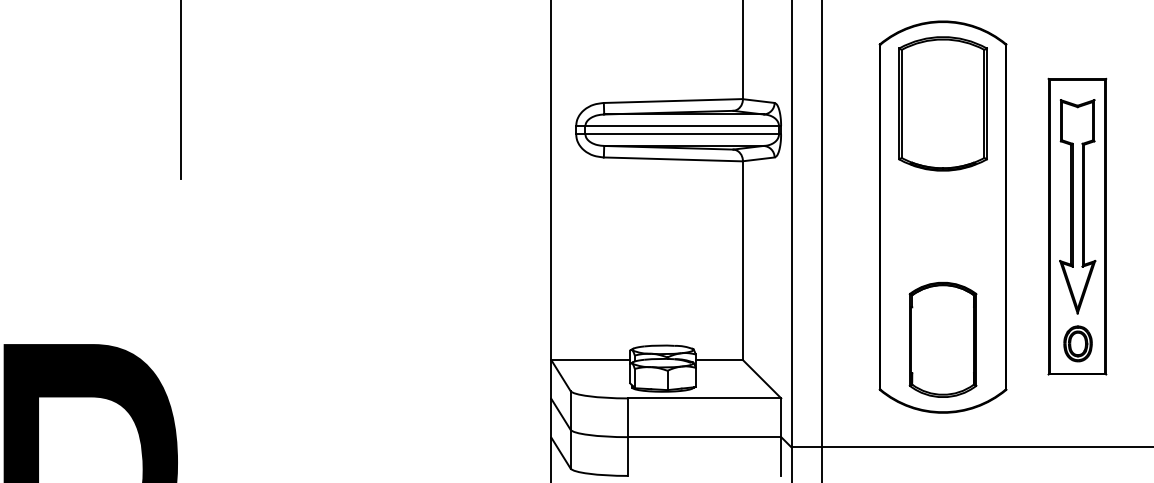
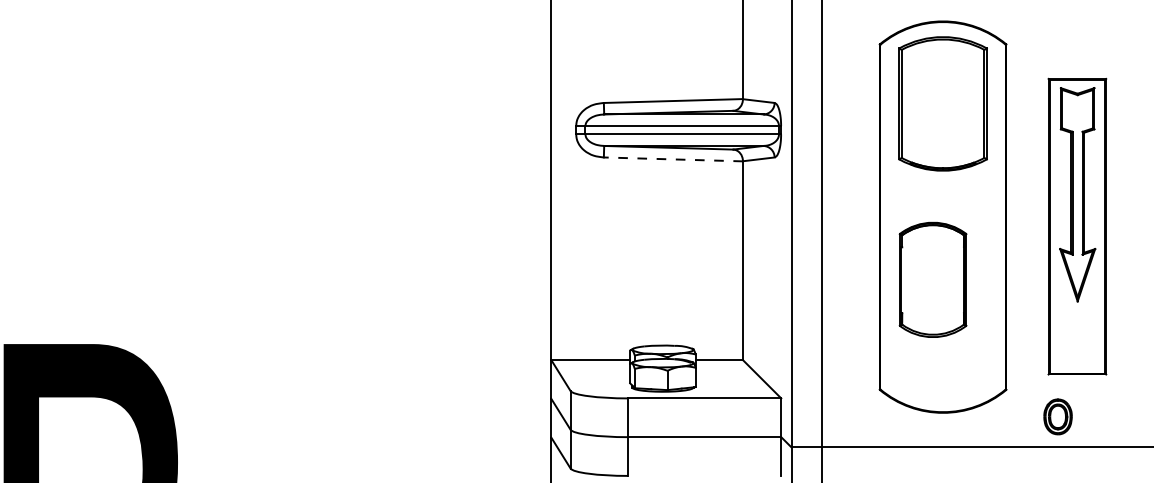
line: present -> none (181, 90)
line: solid -> dashed (673, 159)
part position: (1077, 206) -> (1077, 194) (1077, 194)
part position: (942, 339) -> (932, 279) (932, 279)
part position: (1077, 343) -> (1057, 416) (1057, 416)
